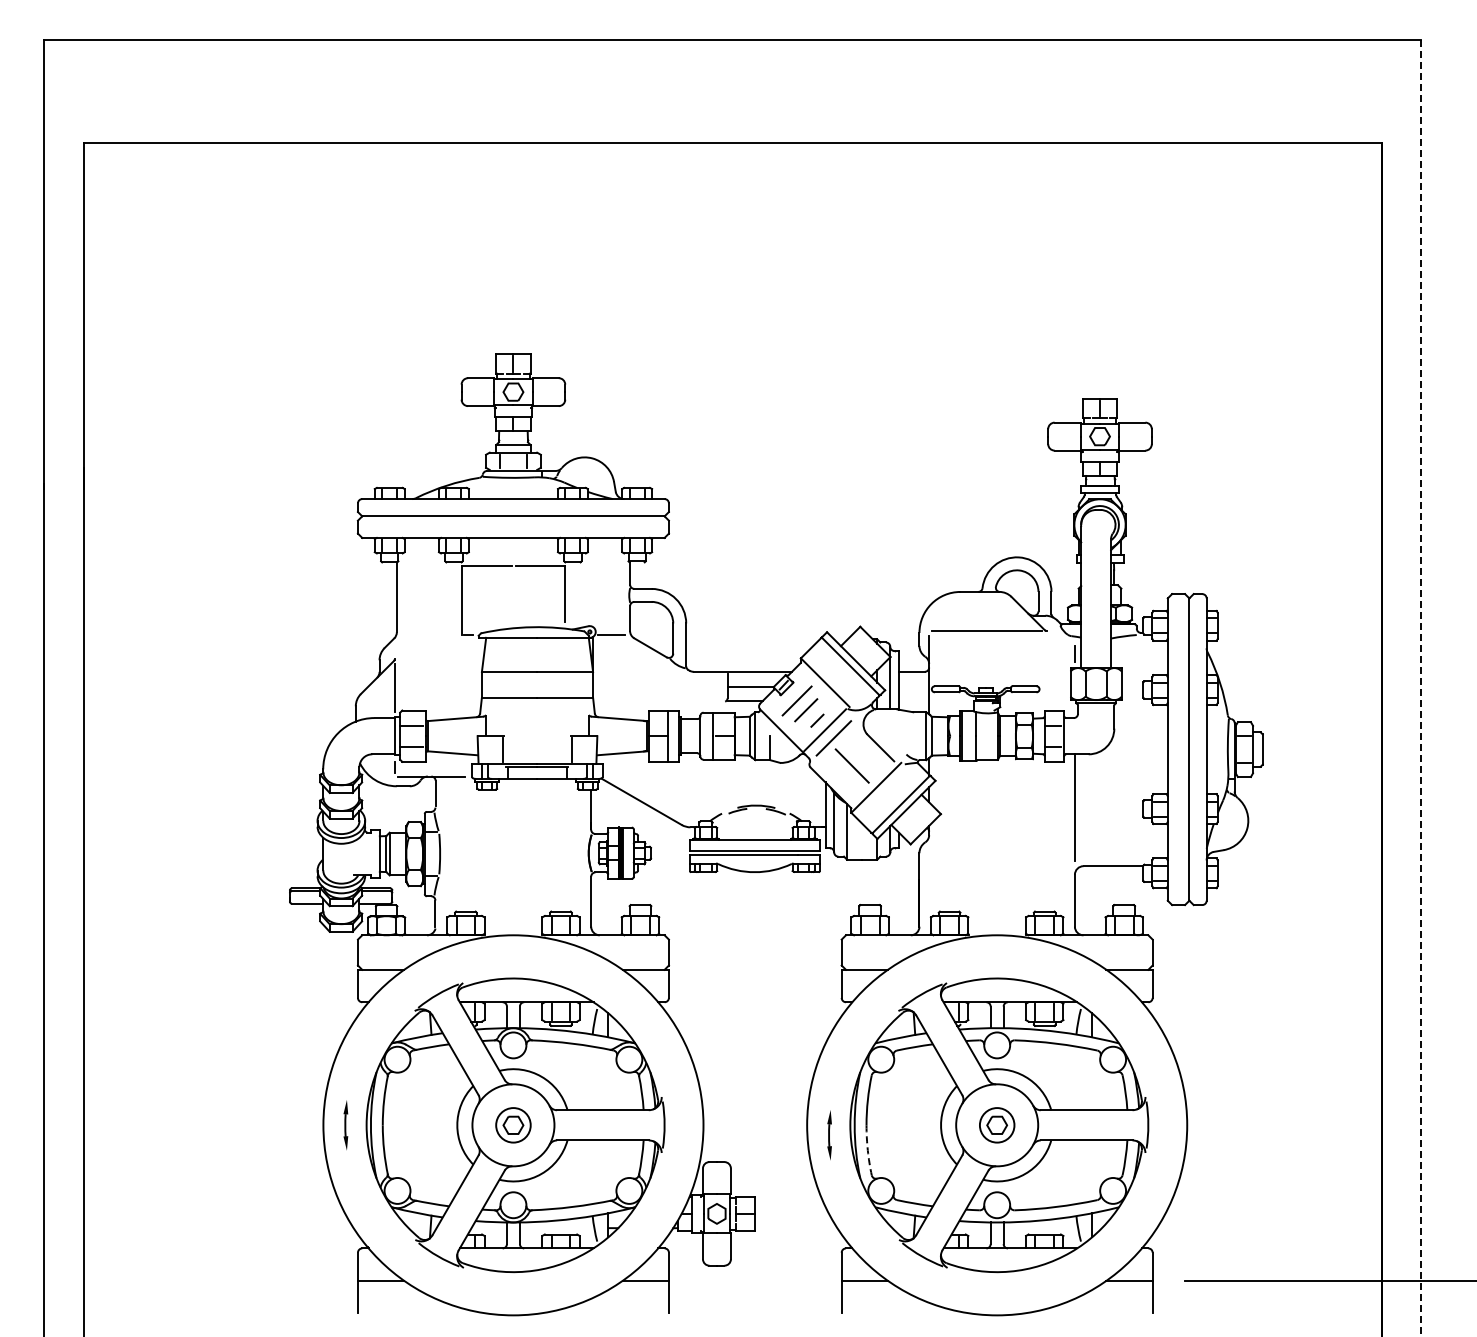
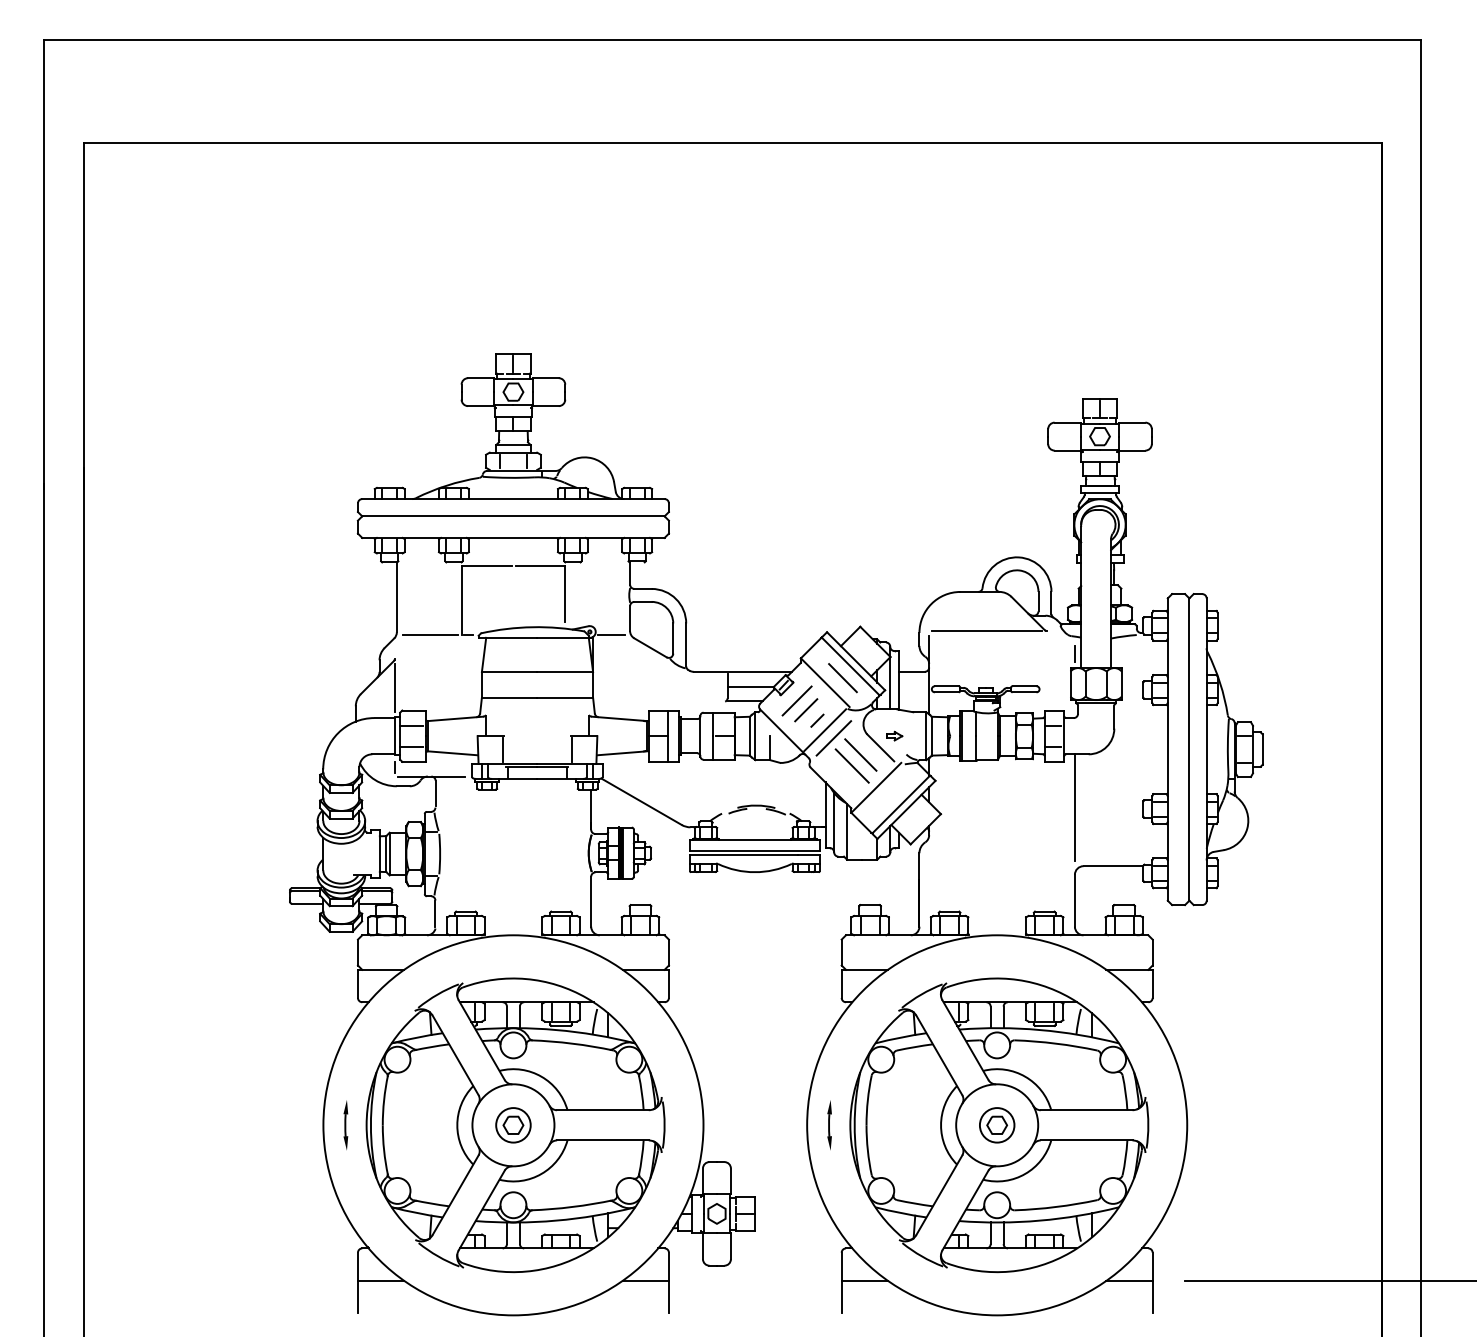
line: none -> present (429, 635)
line: none -> present (842, 678)
line: dashed -> solid (1421, 688)
part: none -> present (894, 735)
line: none -> present (860, 754)
part position: (829, 1134) -> (829, 1124) (829, 1124)
arc: dashed -> solid (867, 1150)
